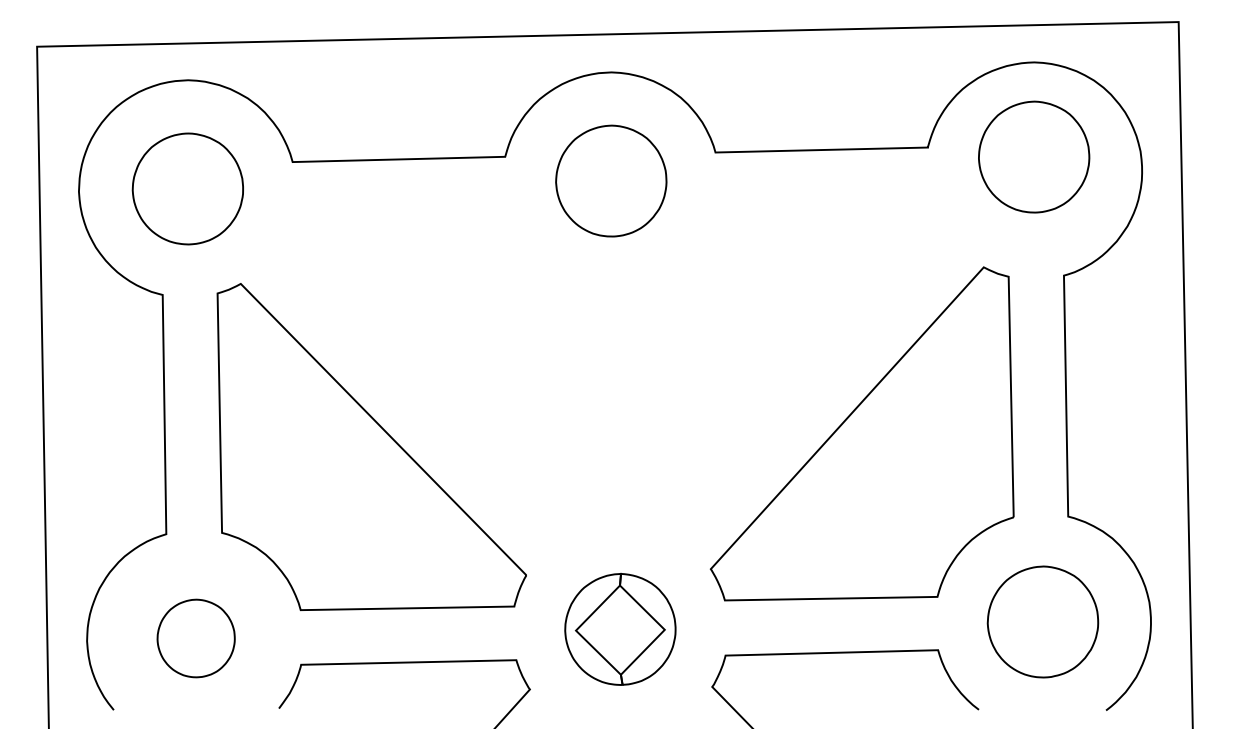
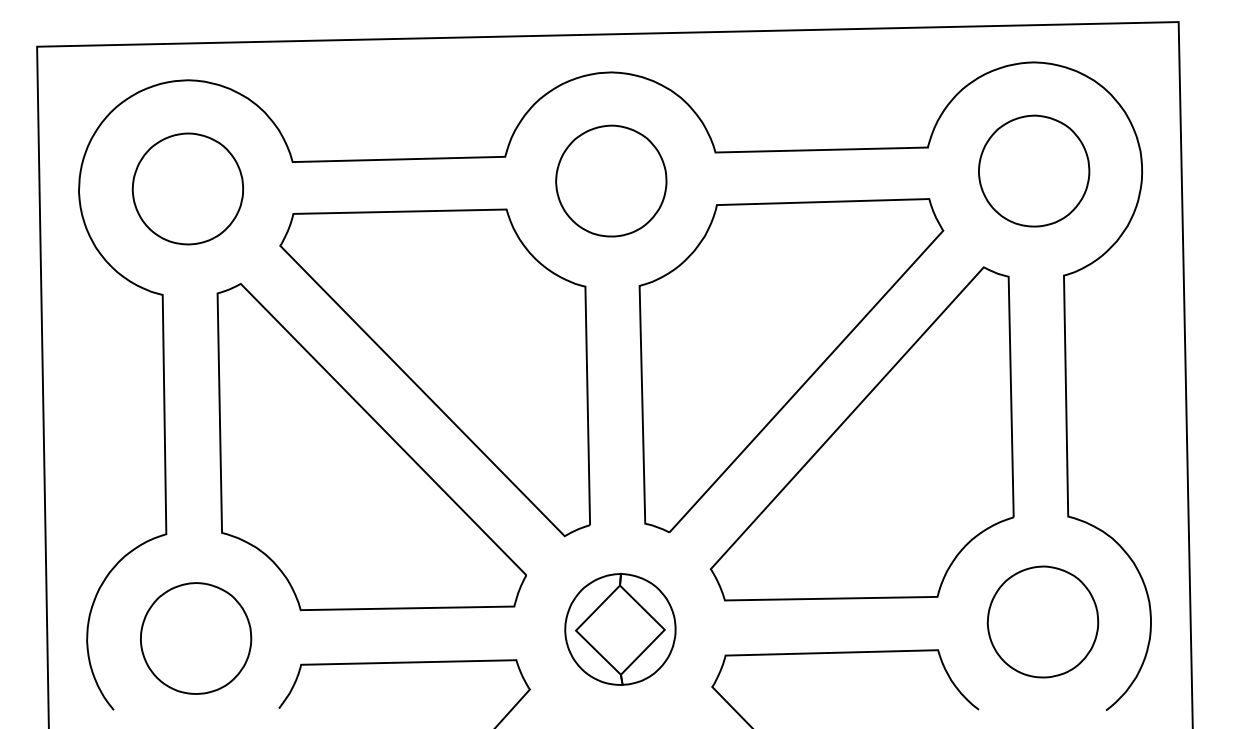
part position: (1034, 156) -> (1034, 170) (1034, 170)
part: none -> present (791, 365)
part: none -> present (434, 372)
part size: 80x81 px -> 113x113 px (196, 638)
